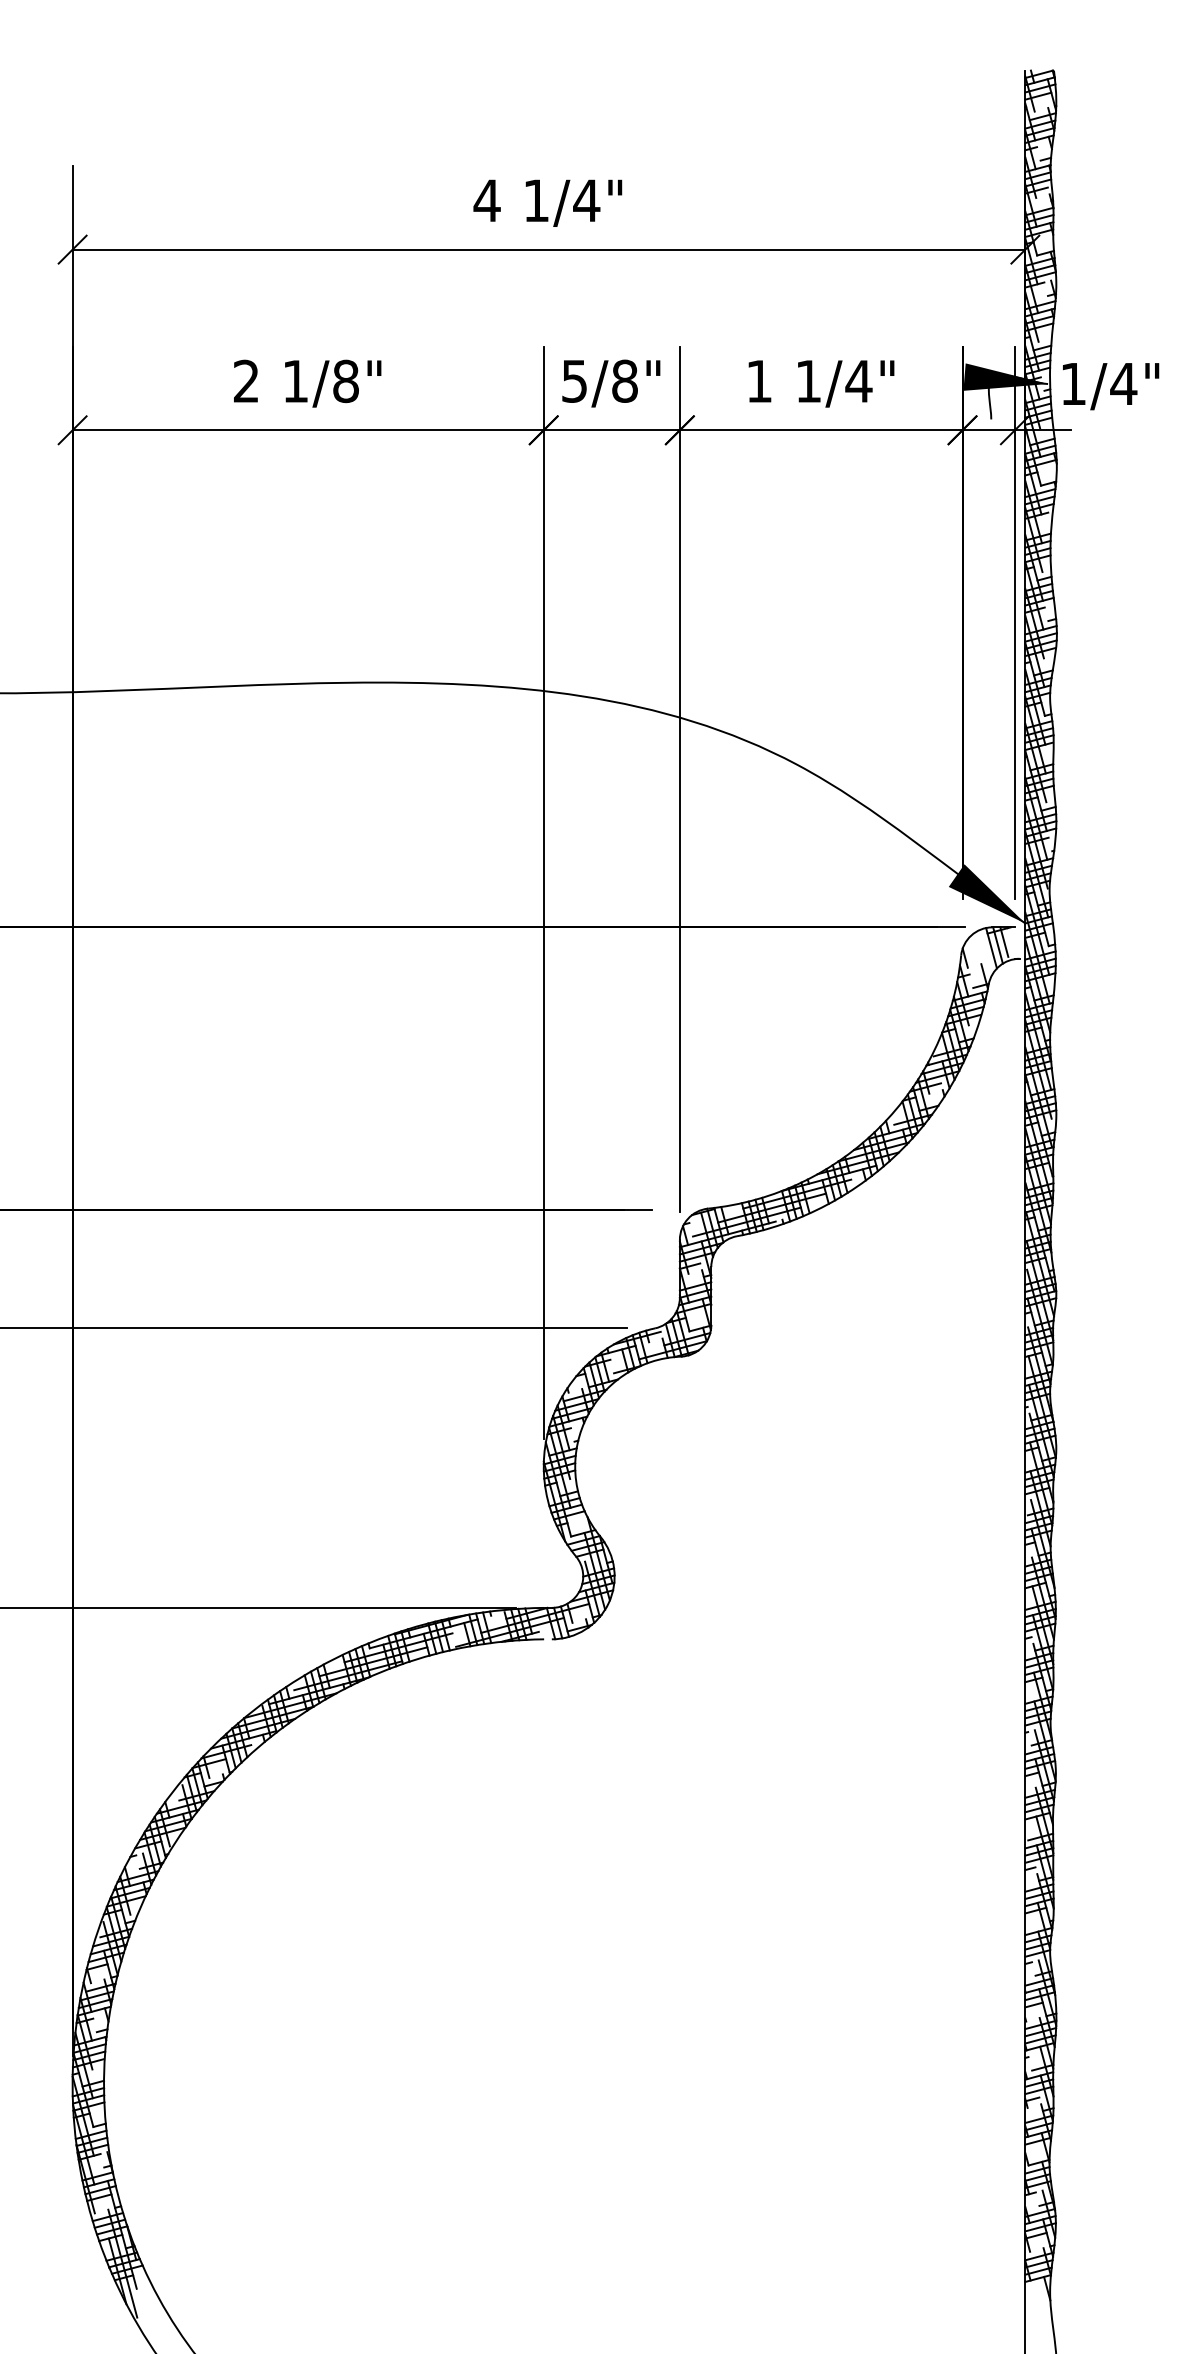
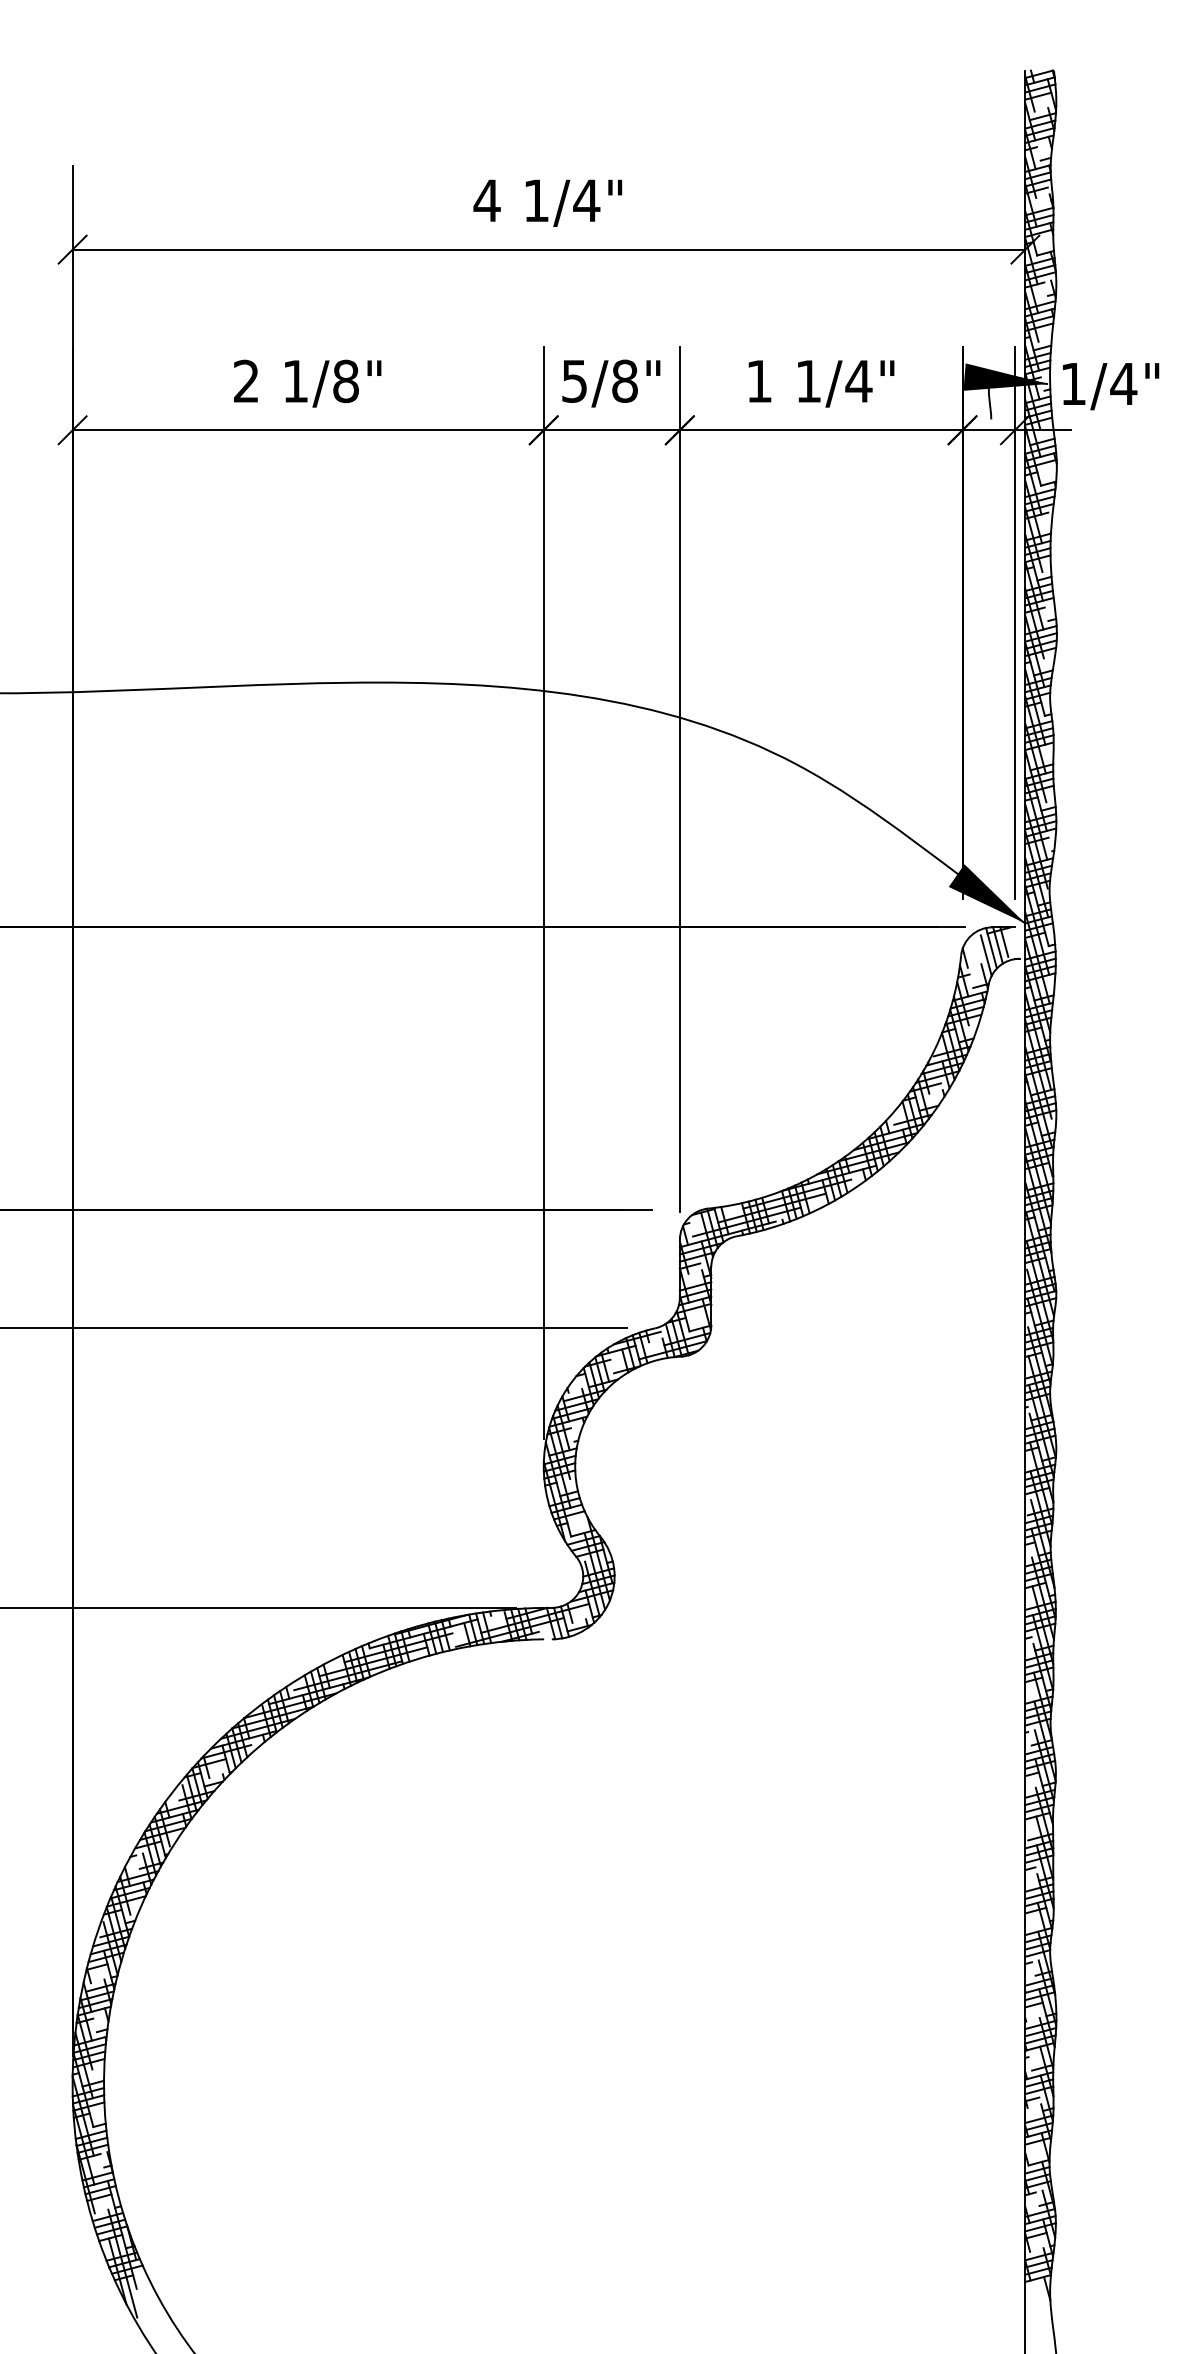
line: none -> present (985, 955)
